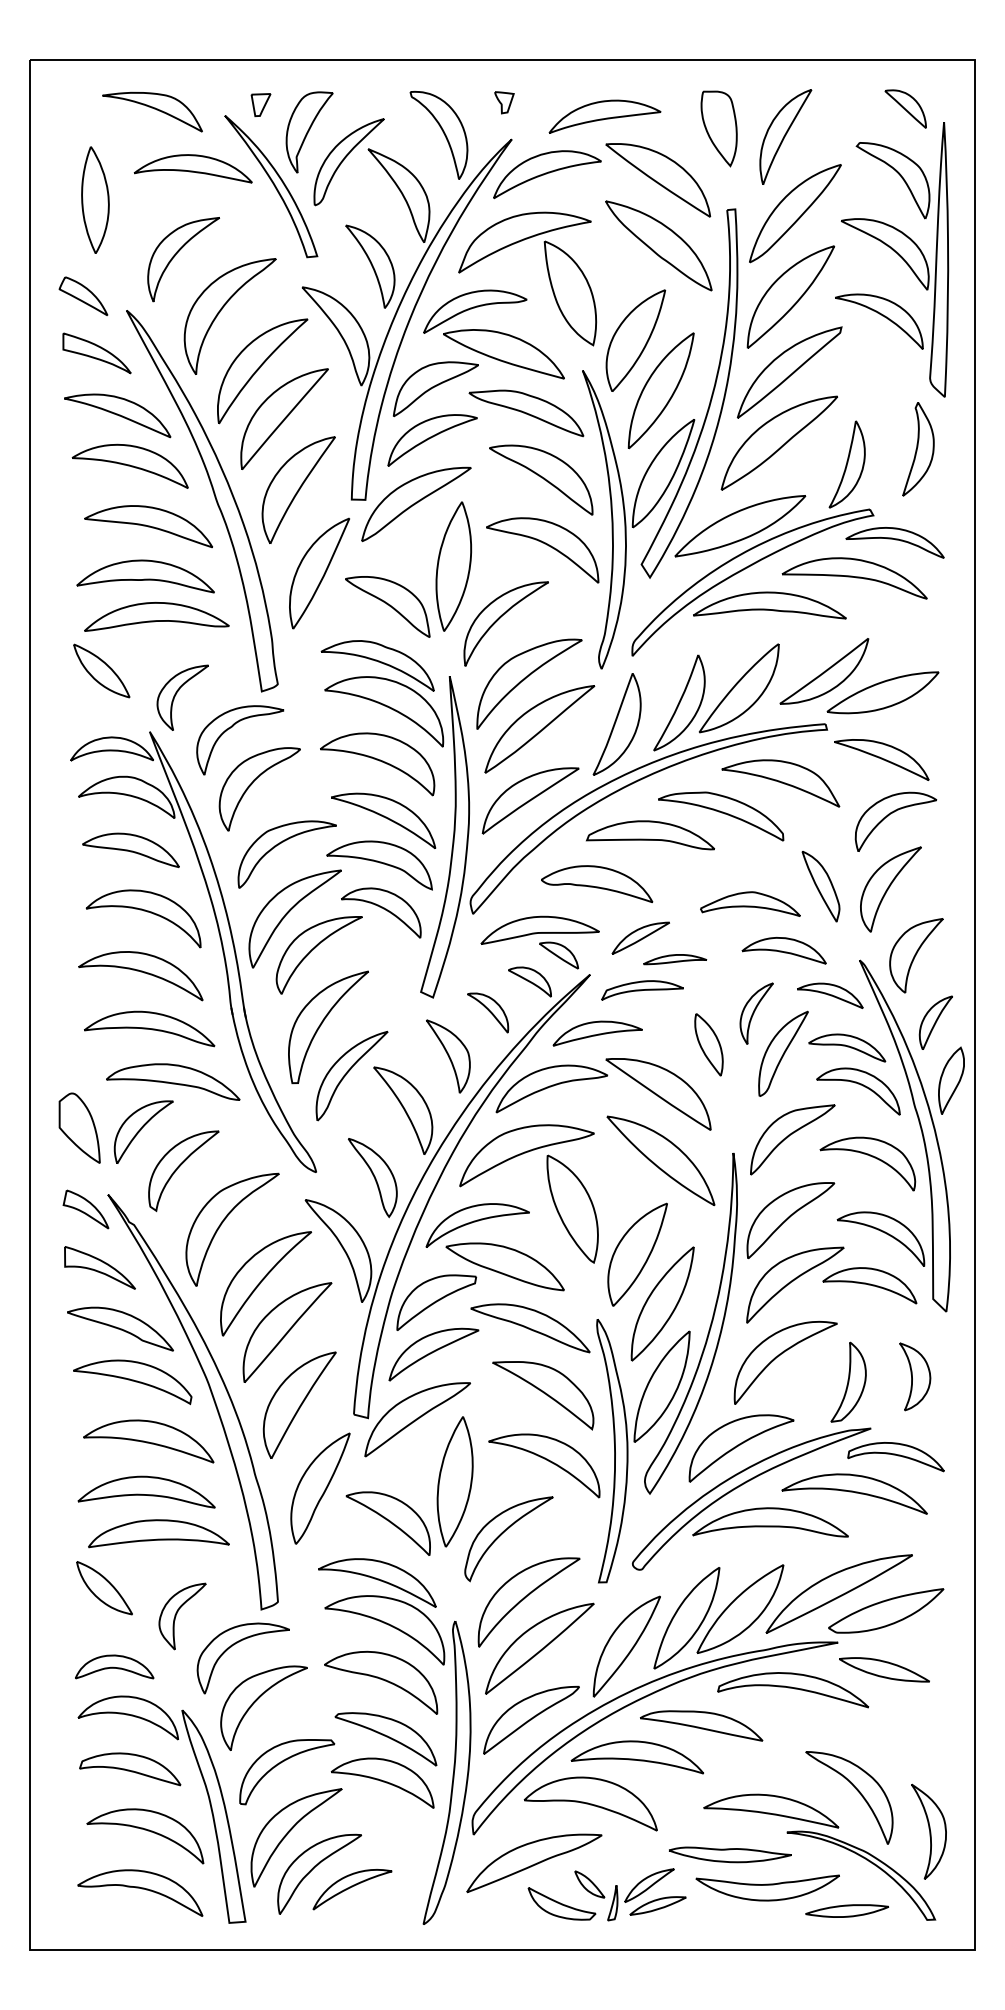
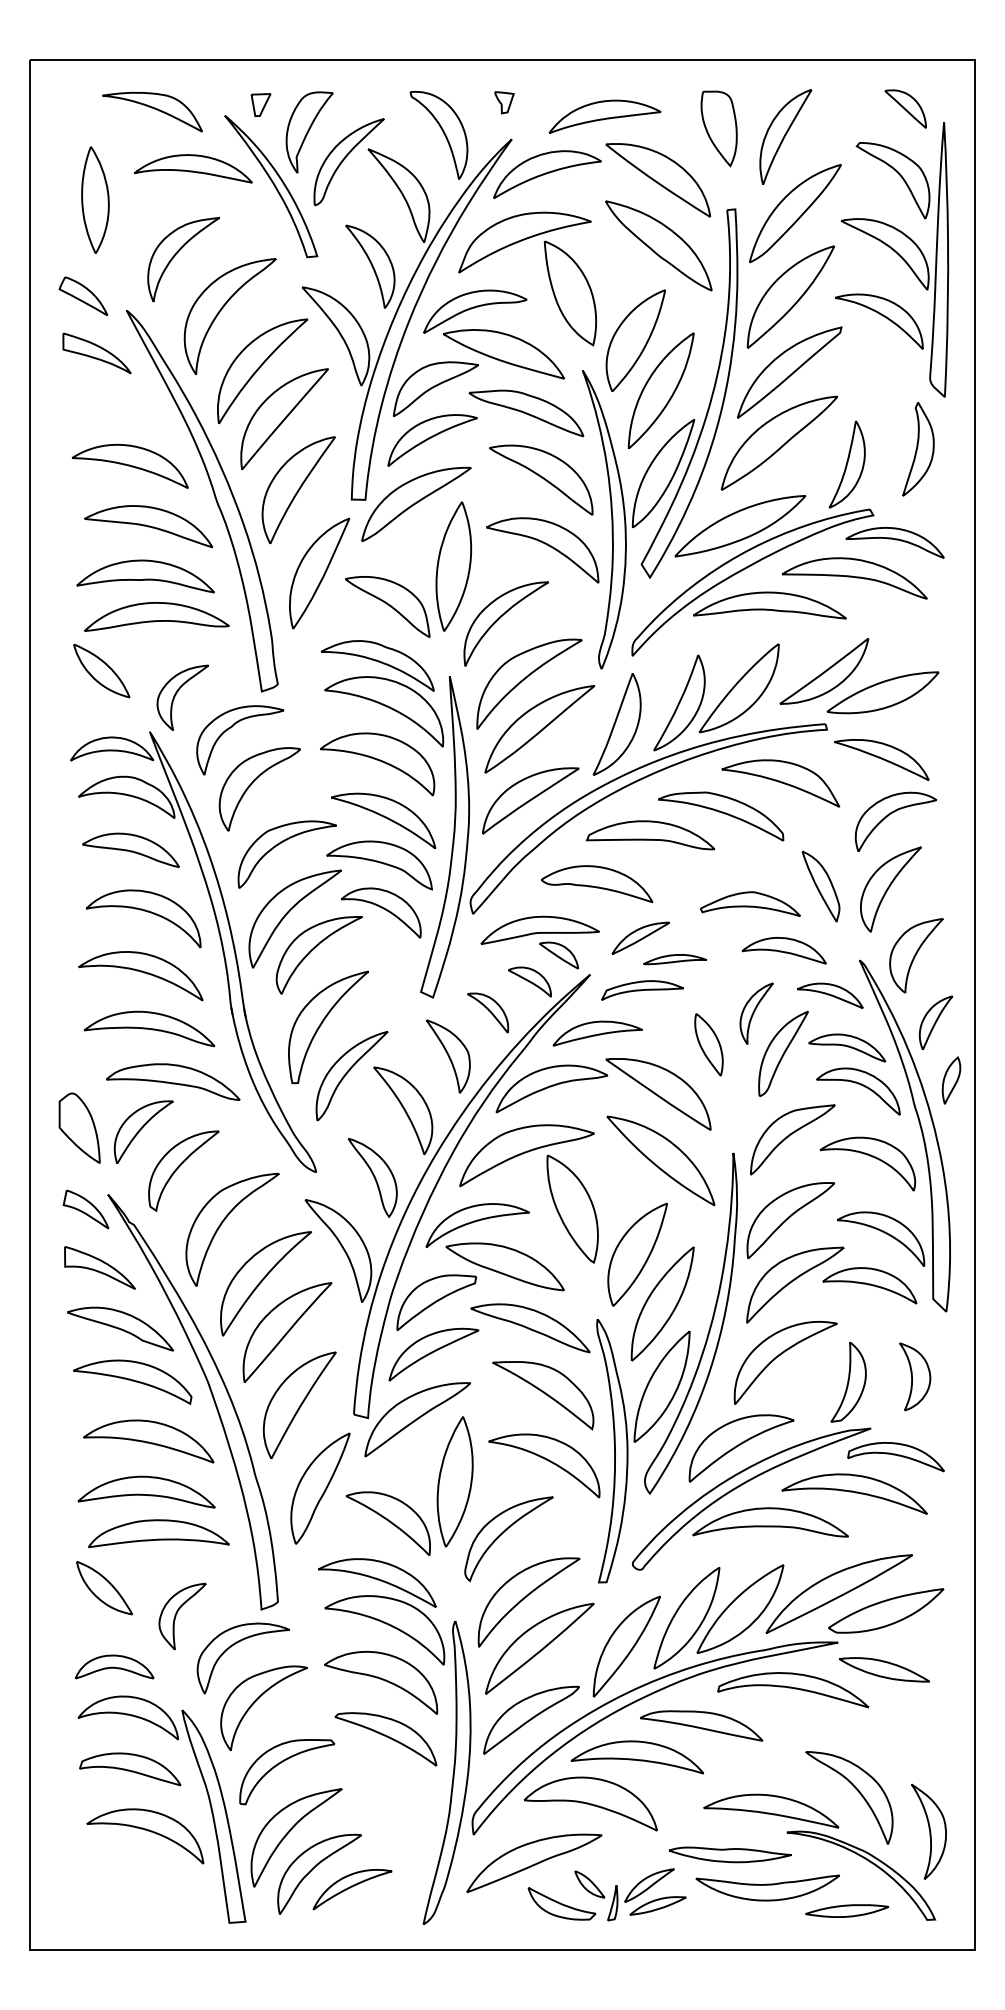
part: present -> none (117, 415)
part size: 27x69 px -> 21x49 px (951, 1080)
part: present -> none (382, 1782)
part: present -> none (140, 1892)
